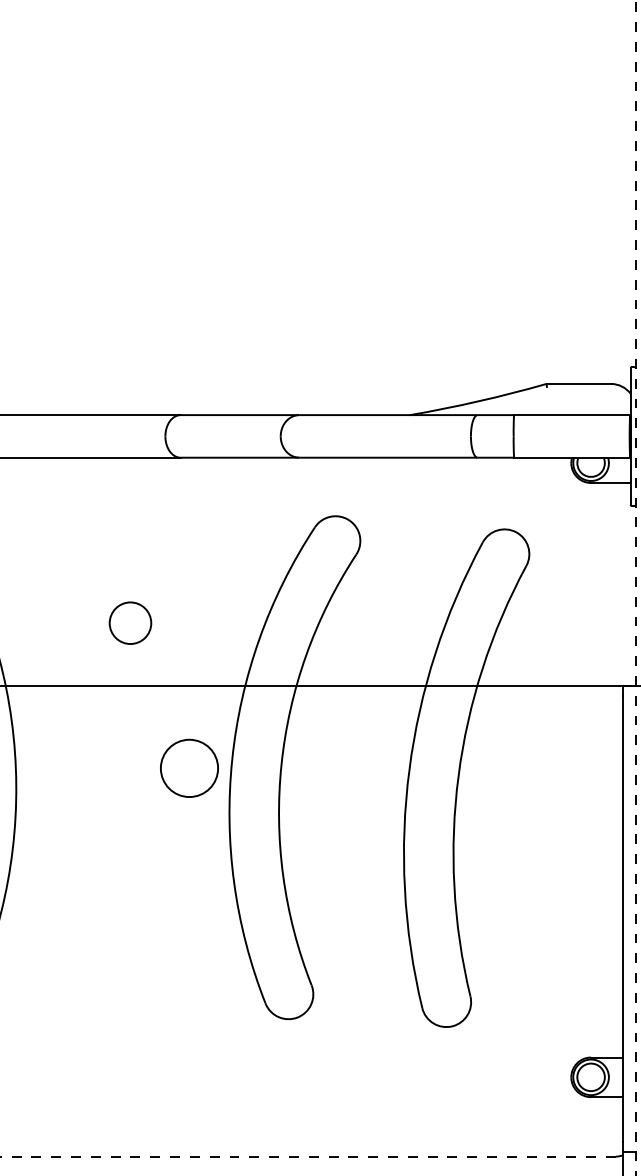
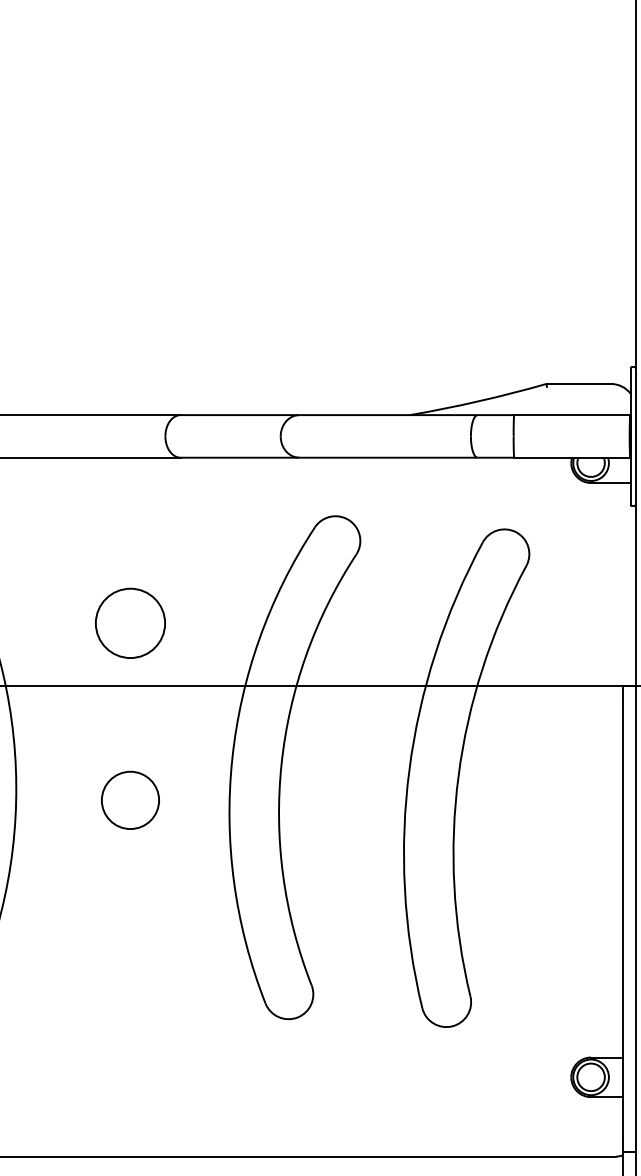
line: dashed -> solid (635, 588)
circle size: 45x44 px -> 71x72 px (130, 622)
circle position: (189, 767) -> (130, 799) (130, 799)
line: dashed -> solid (307, 1156)
